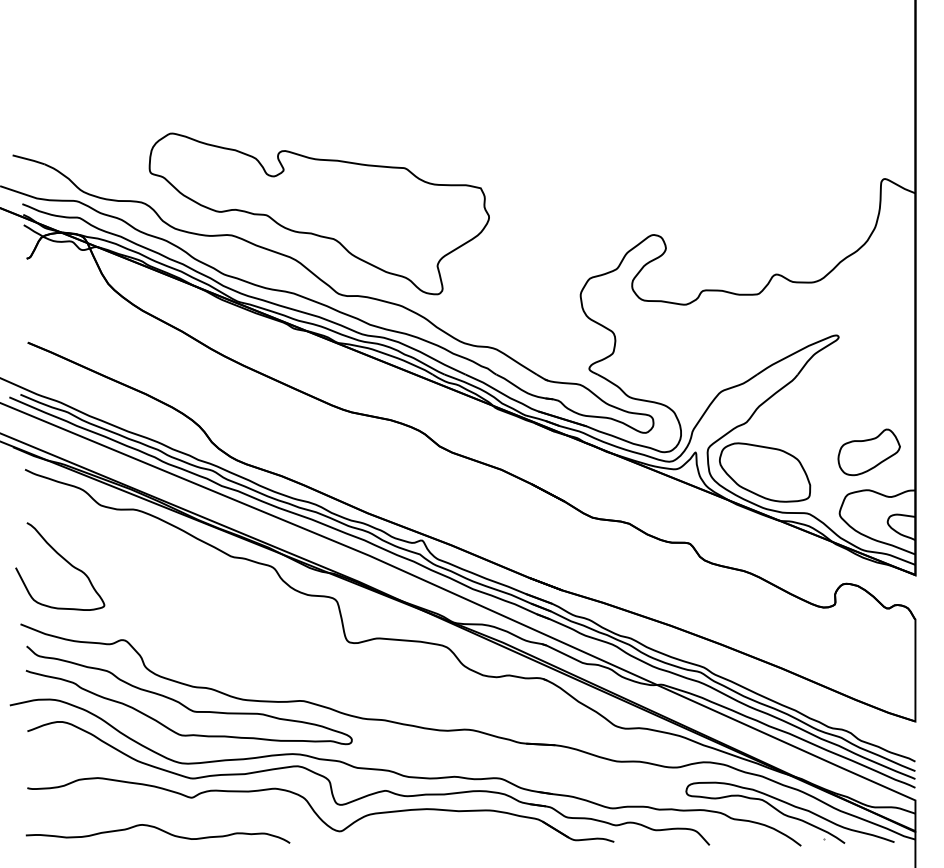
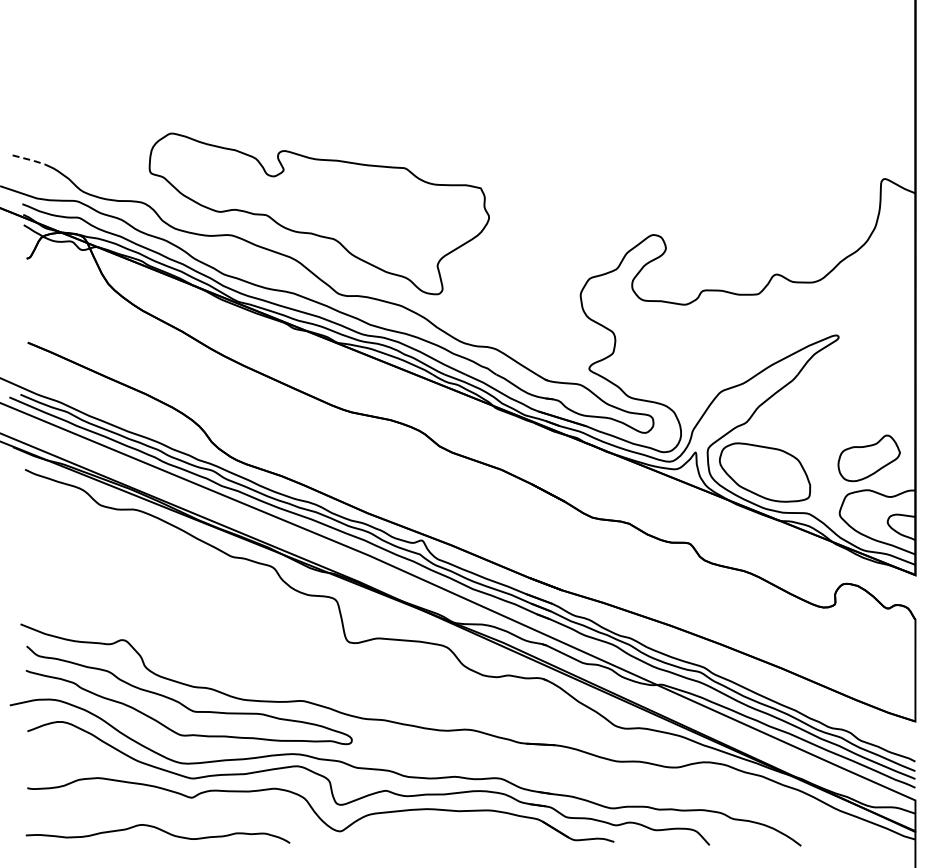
line: solid -> dashed (29, 159)
part position: (868, 452) -> (868, 458) (868, 458)
curve: present -> none (65, 561)
part: present -> none (789, 812)
